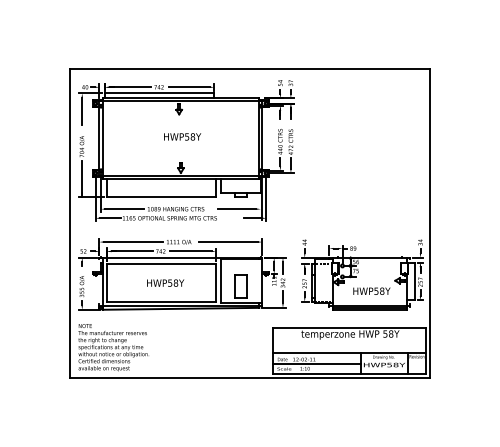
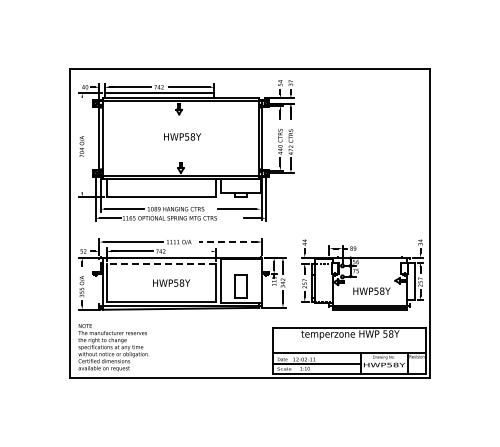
line: present -> none (82, 111)
line: present -> none (82, 178)
line: solid -> dashed (228, 242)
line: present -> none (190, 251)
line: solid -> dashed (161, 264)
text position: (165, 282) -> (171, 282) (171, 282)
